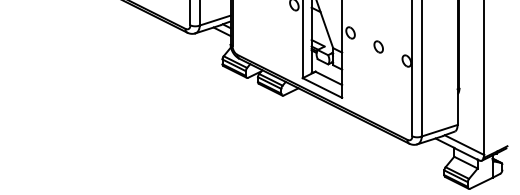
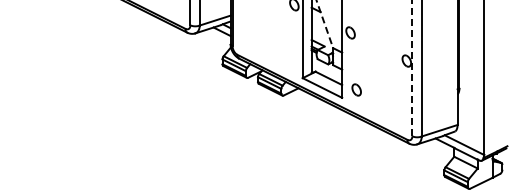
line: solid -> dashed (325, 24)
part position: (378, 46) -> (356, 89) (356, 89)
line: solid -> dashed (412, 68)
